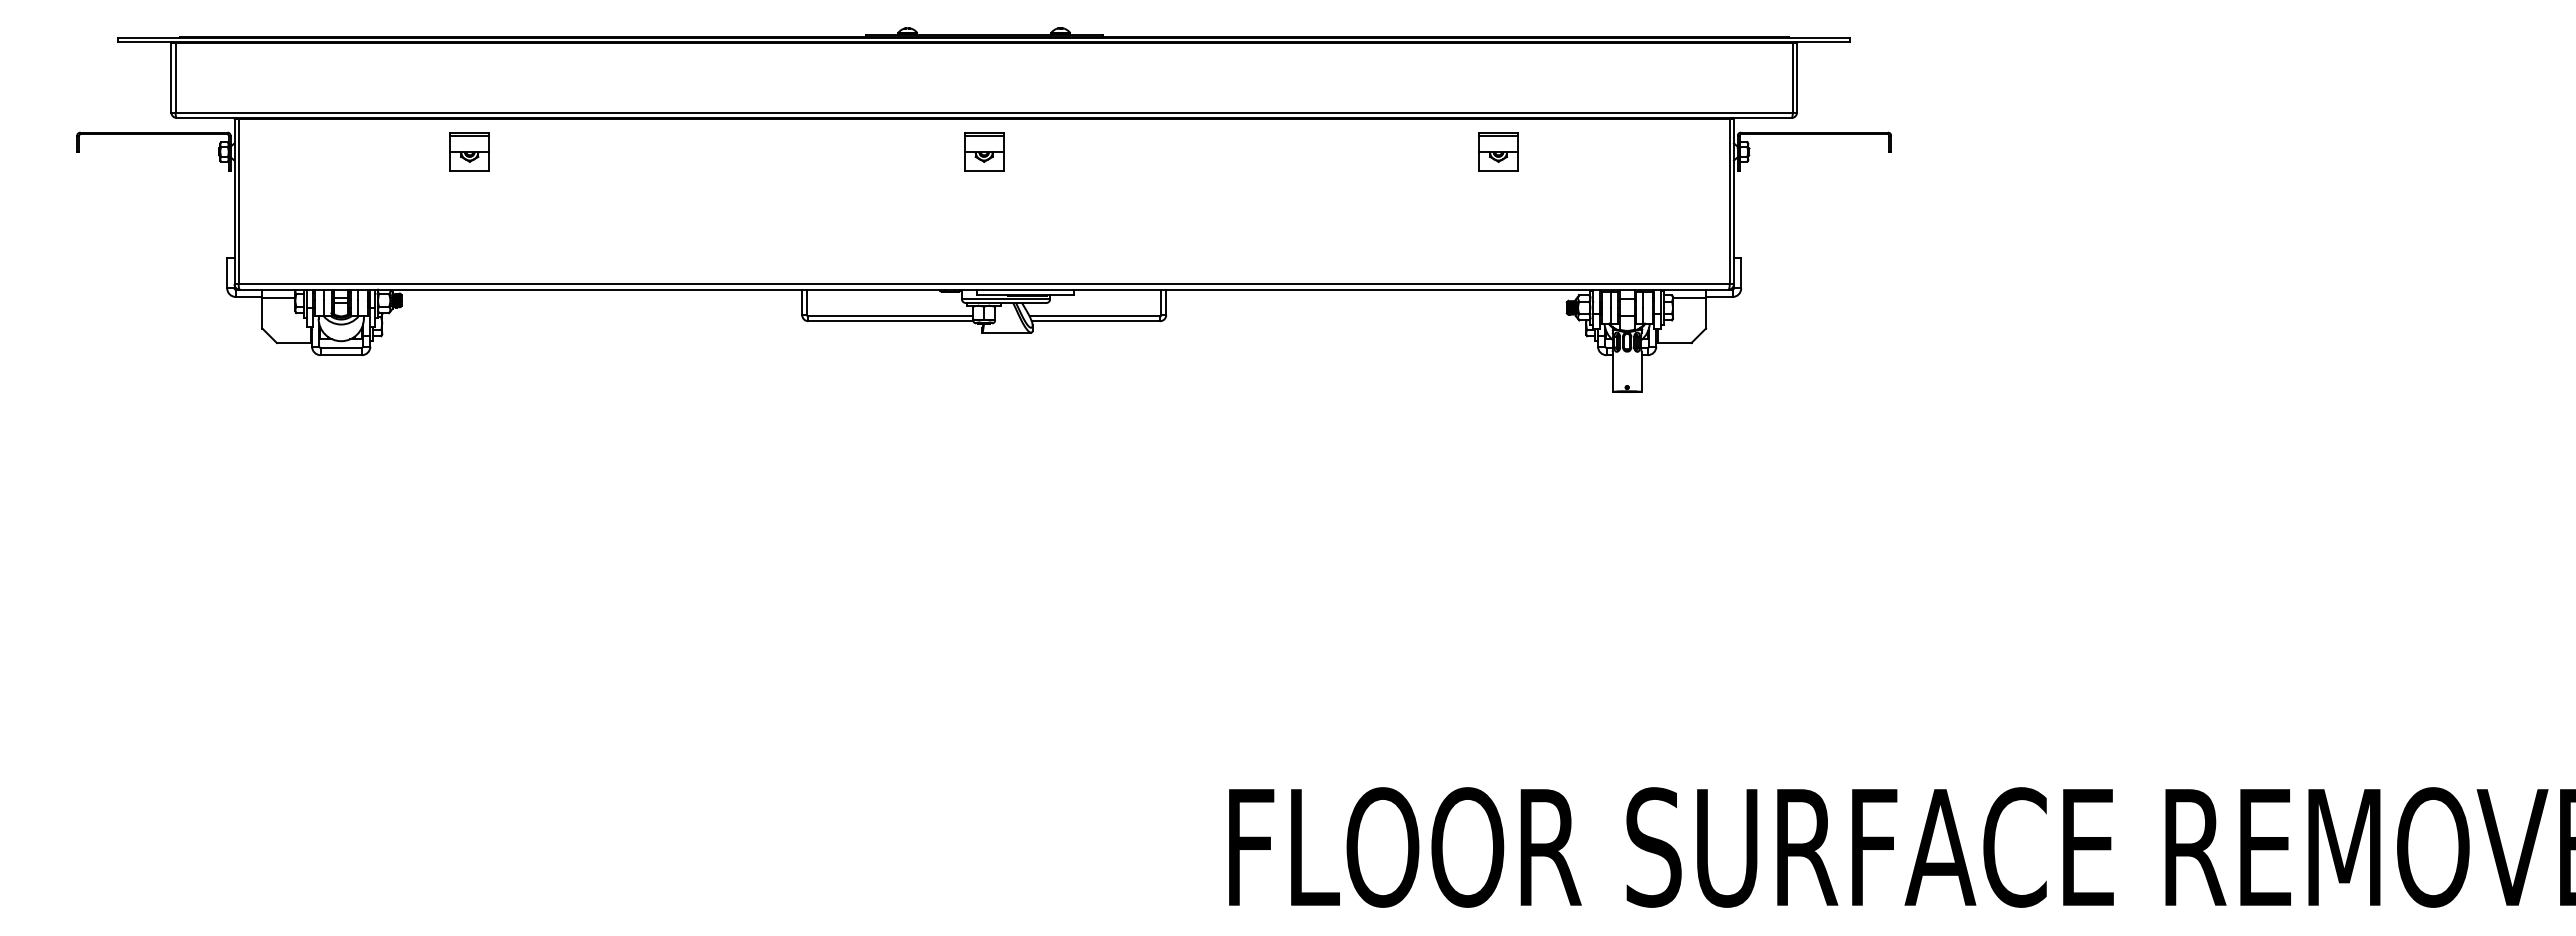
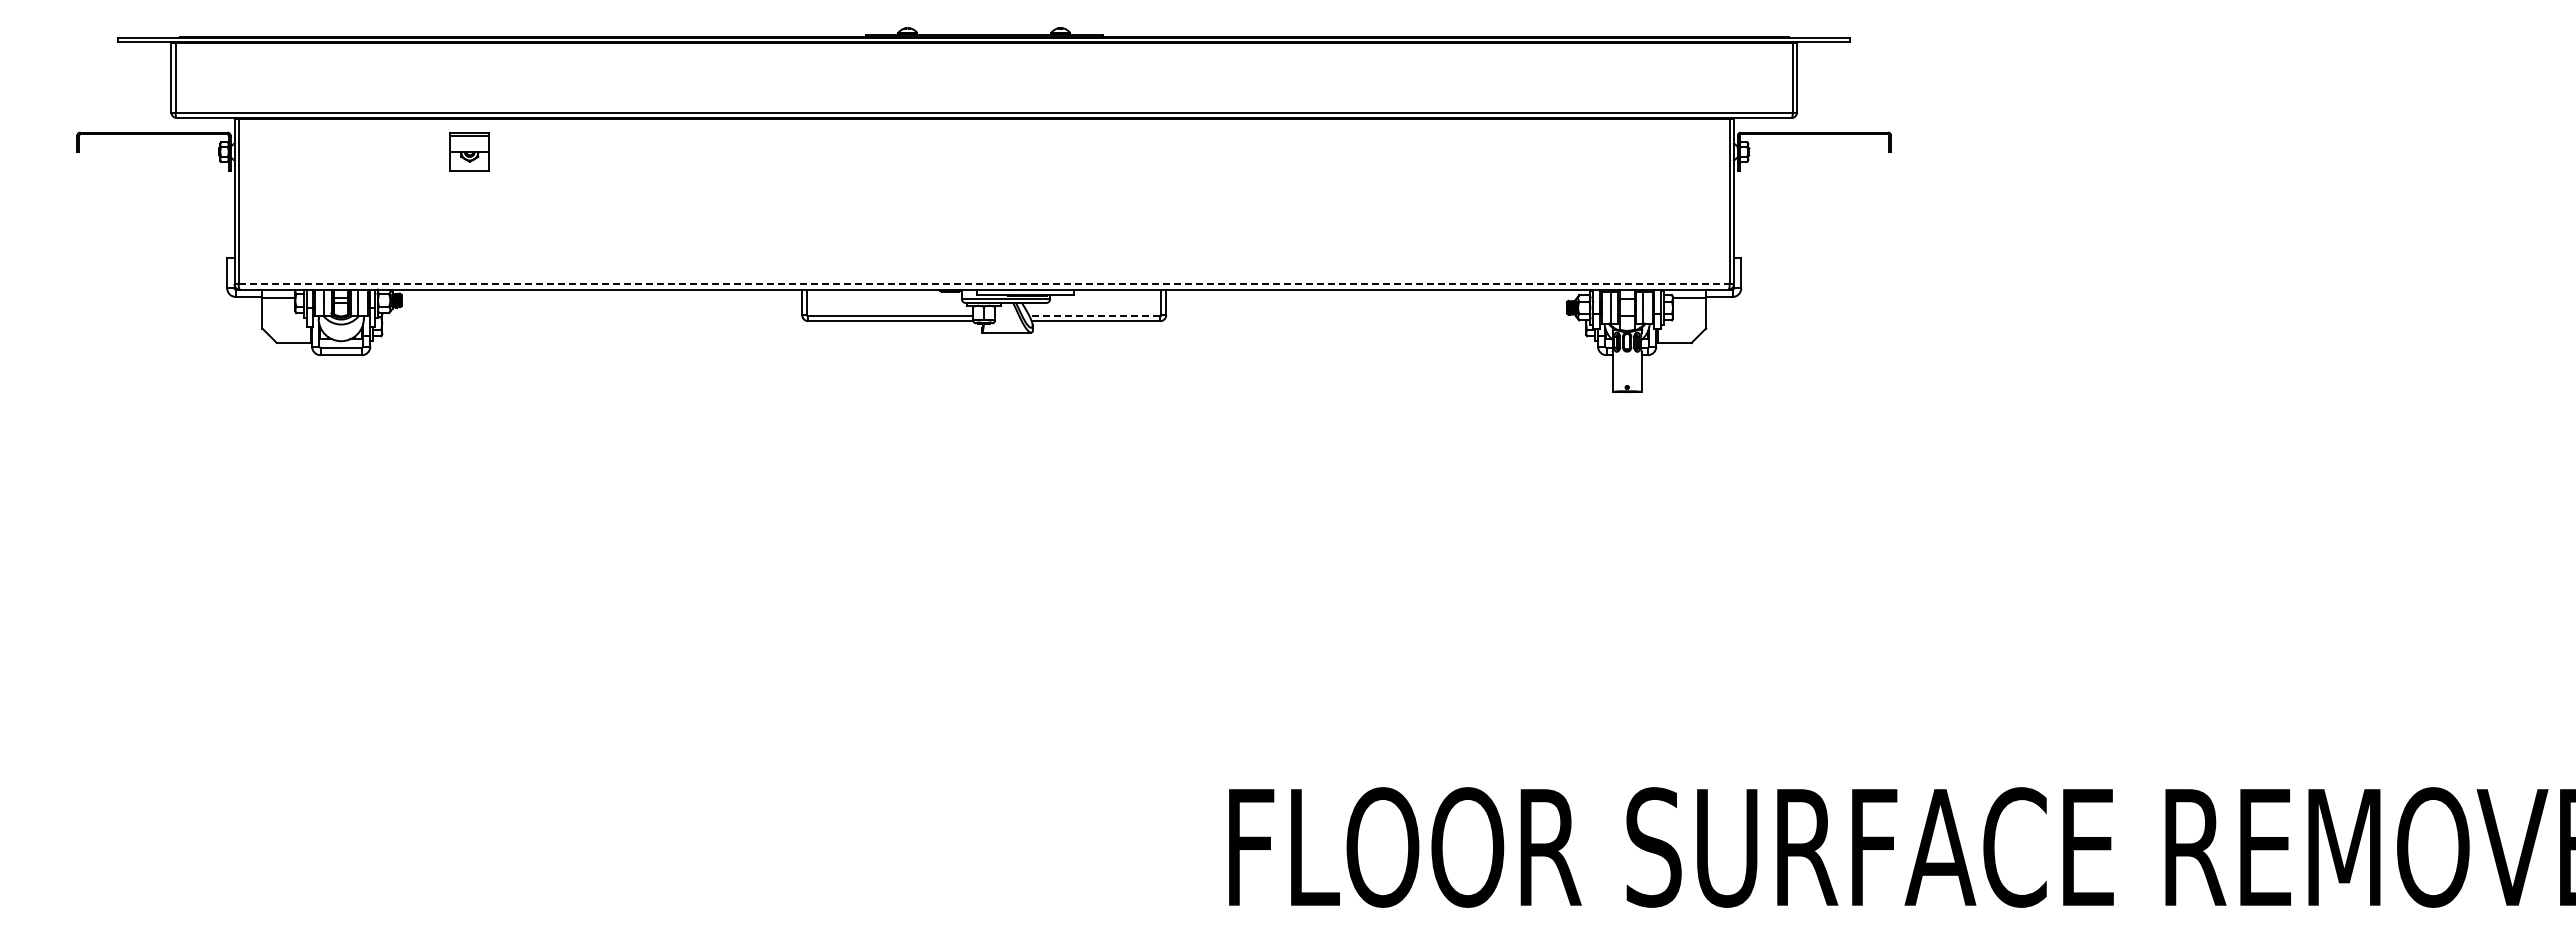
part: present -> none (984, 151)
part: present -> none (1498, 151)
line: solid -> dashed (984, 284)
line: solid -> dashed (1094, 316)
